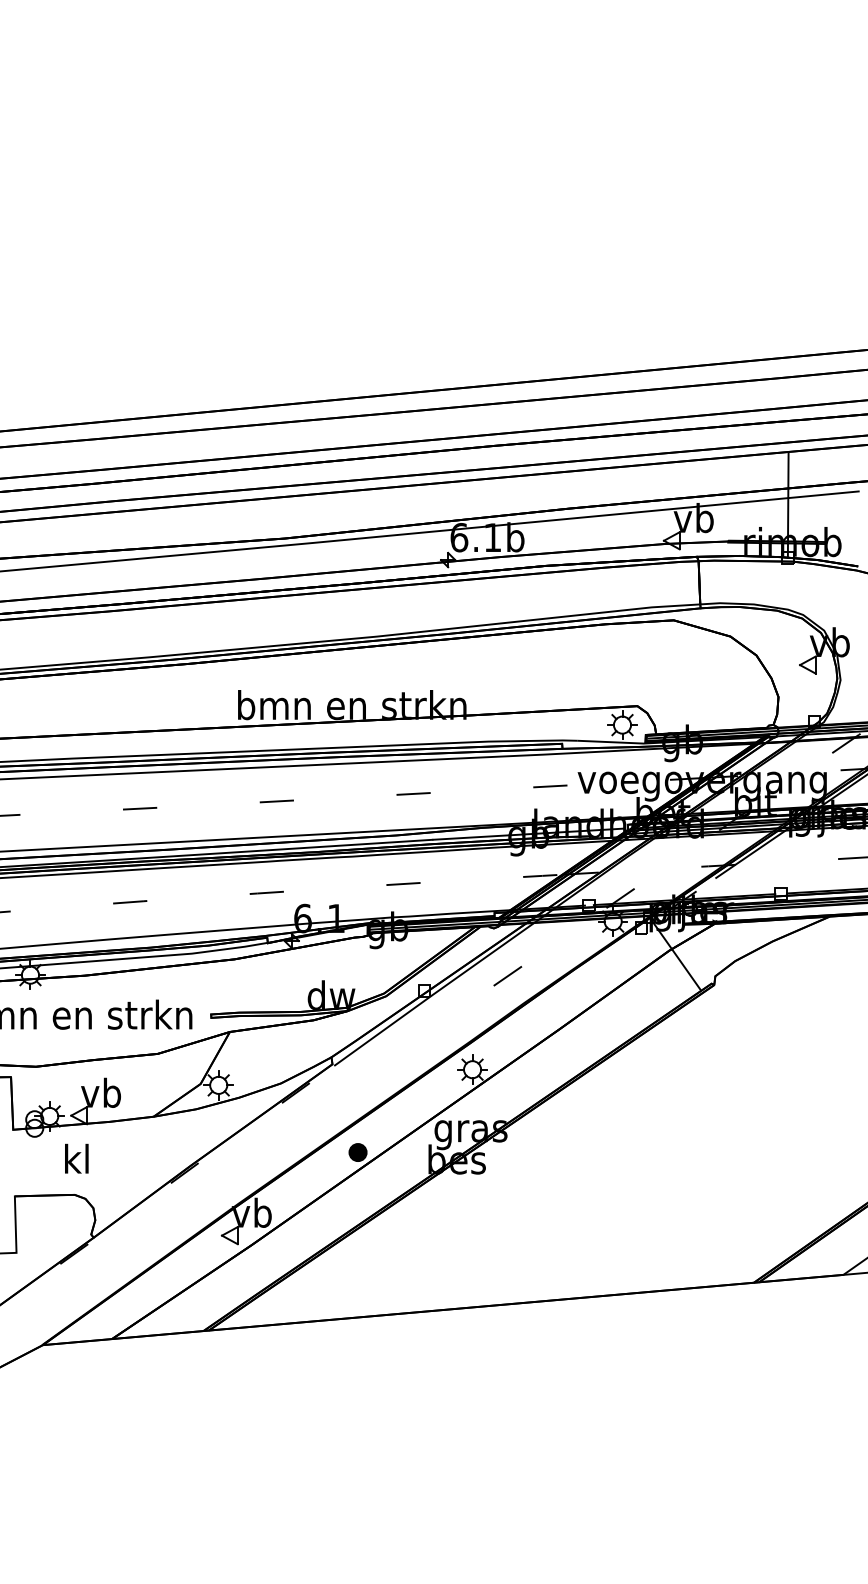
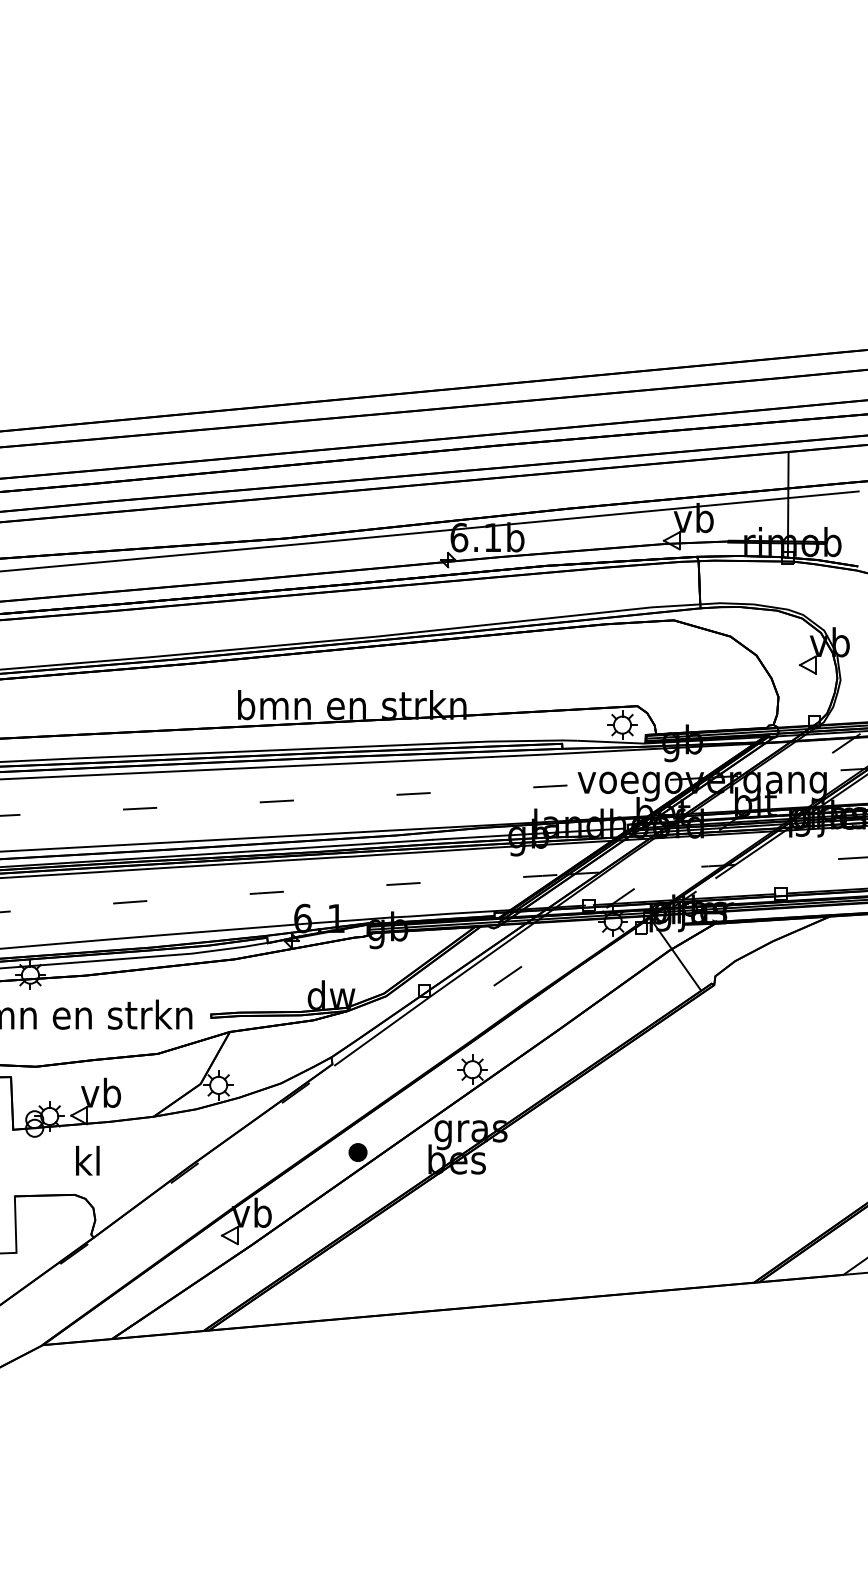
text position: (76, 1158) -> (87, 1160) (87, 1160)
